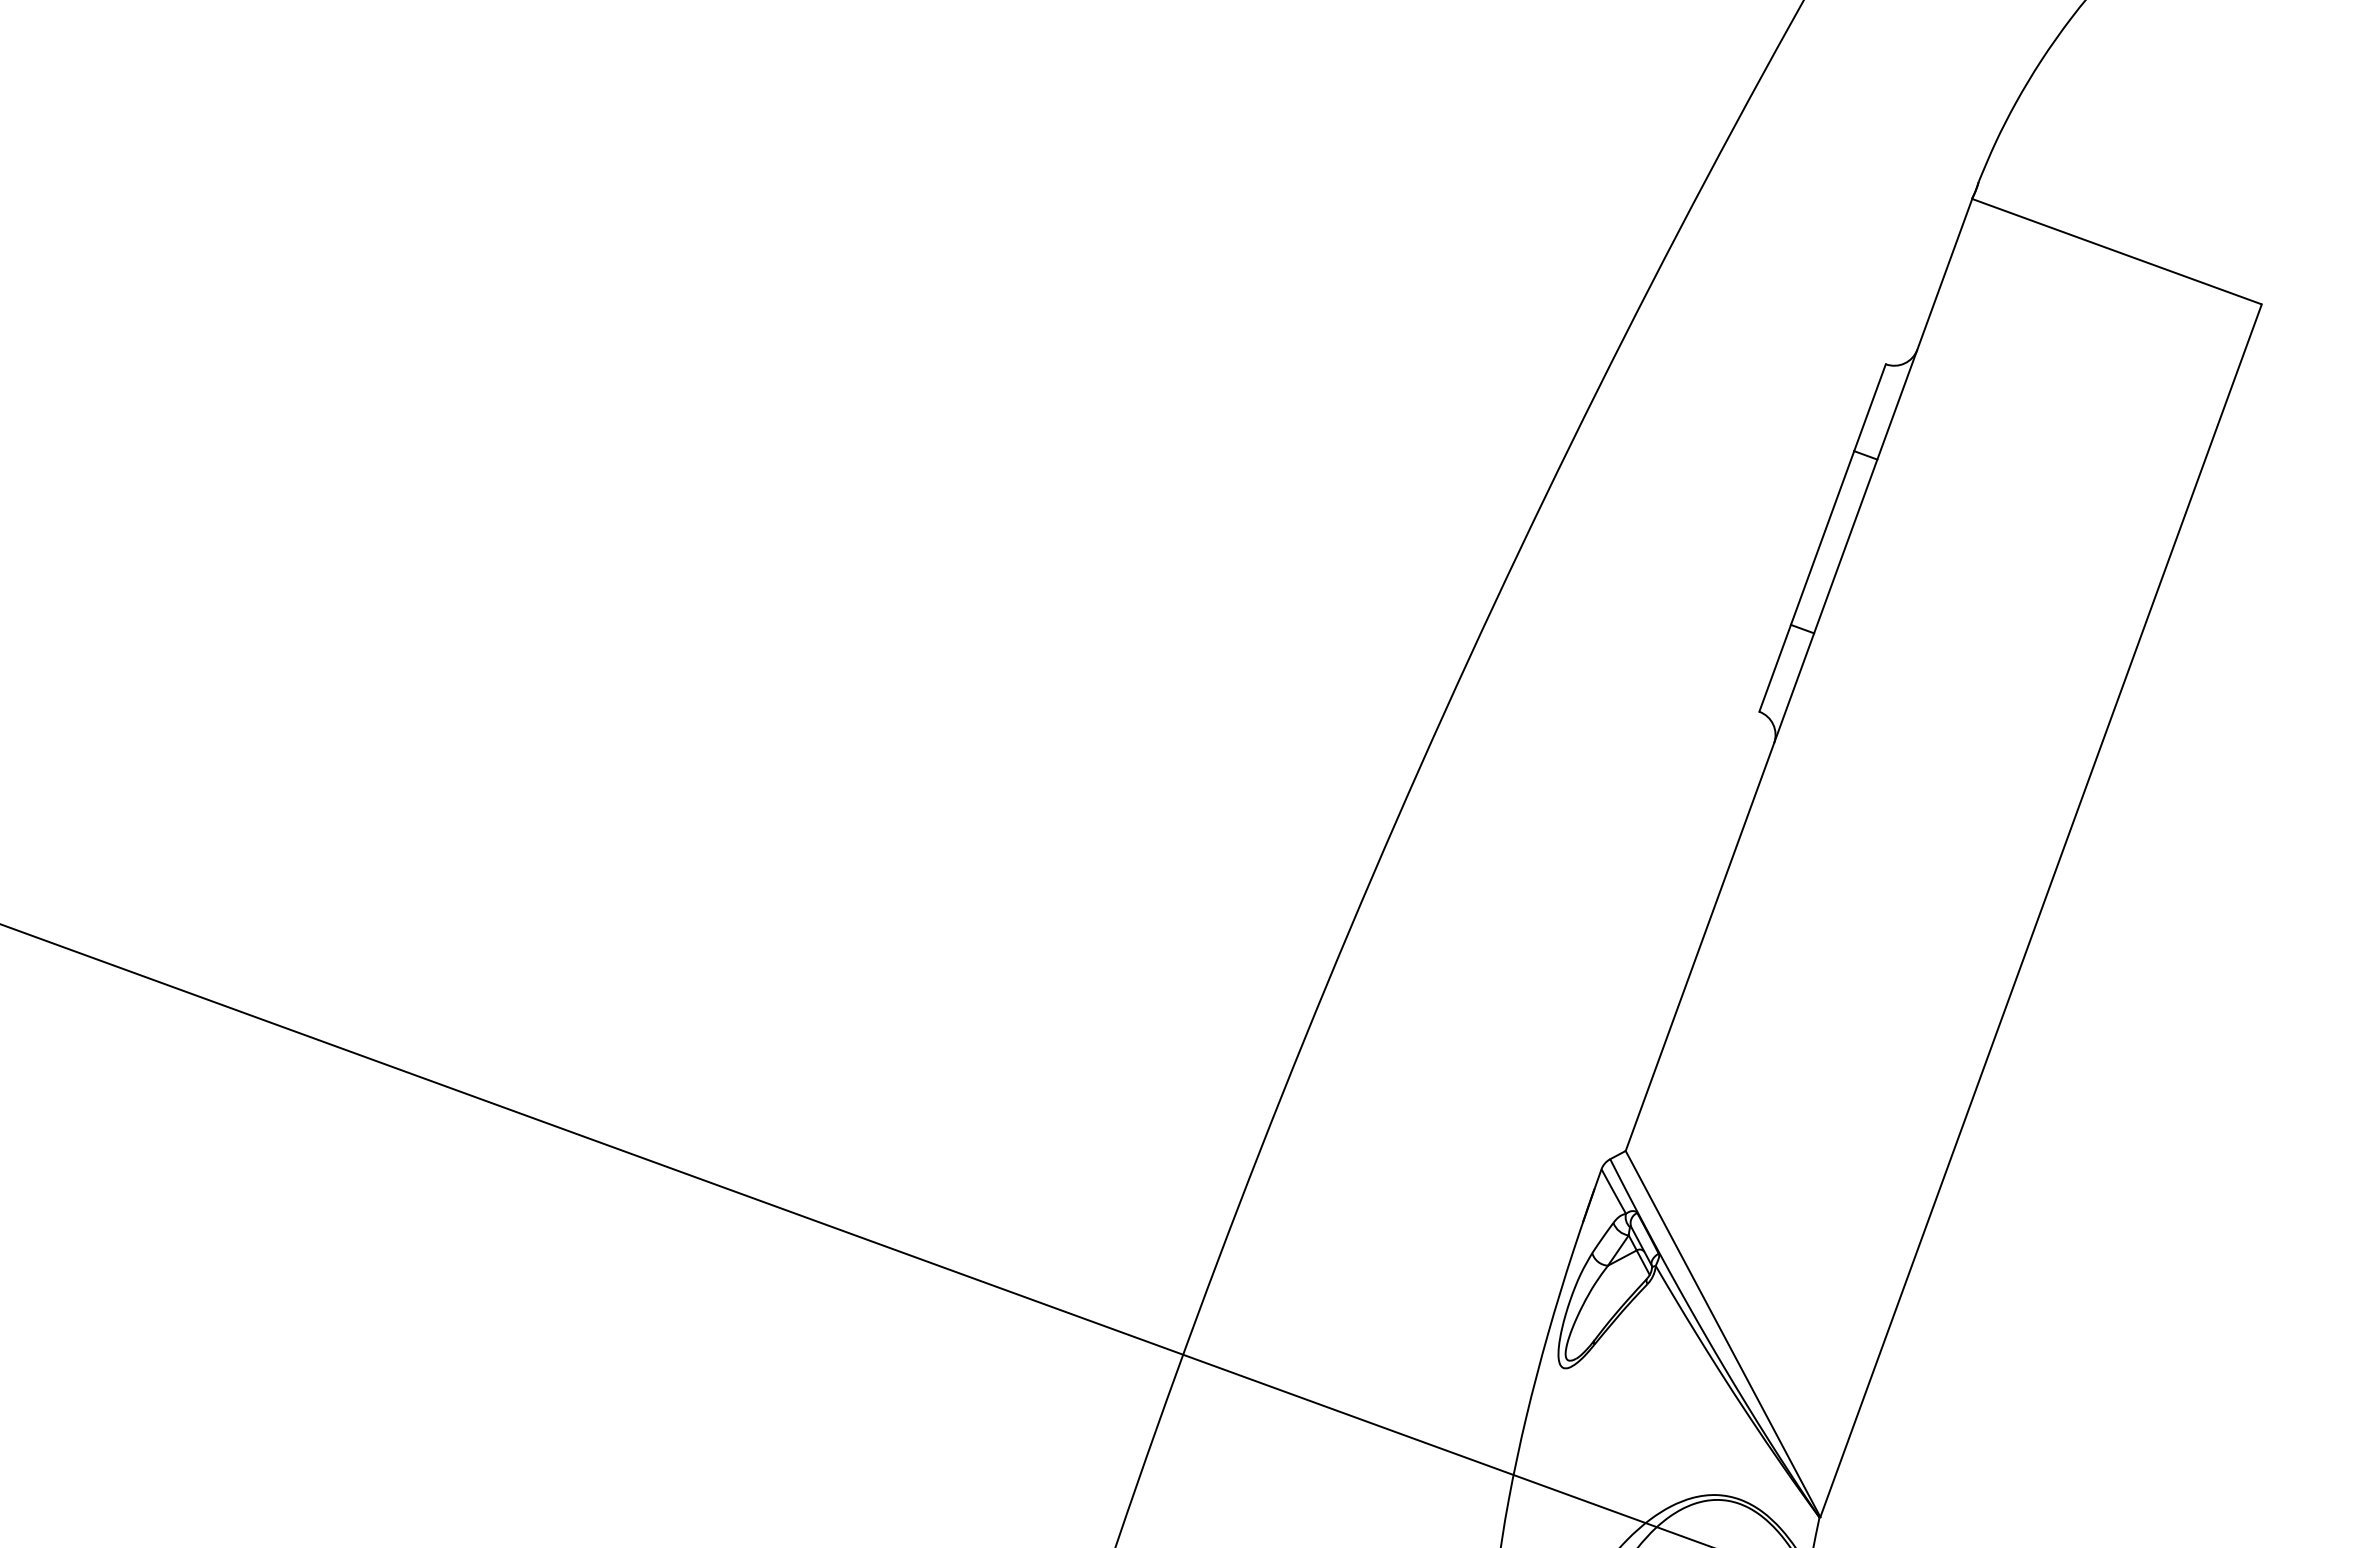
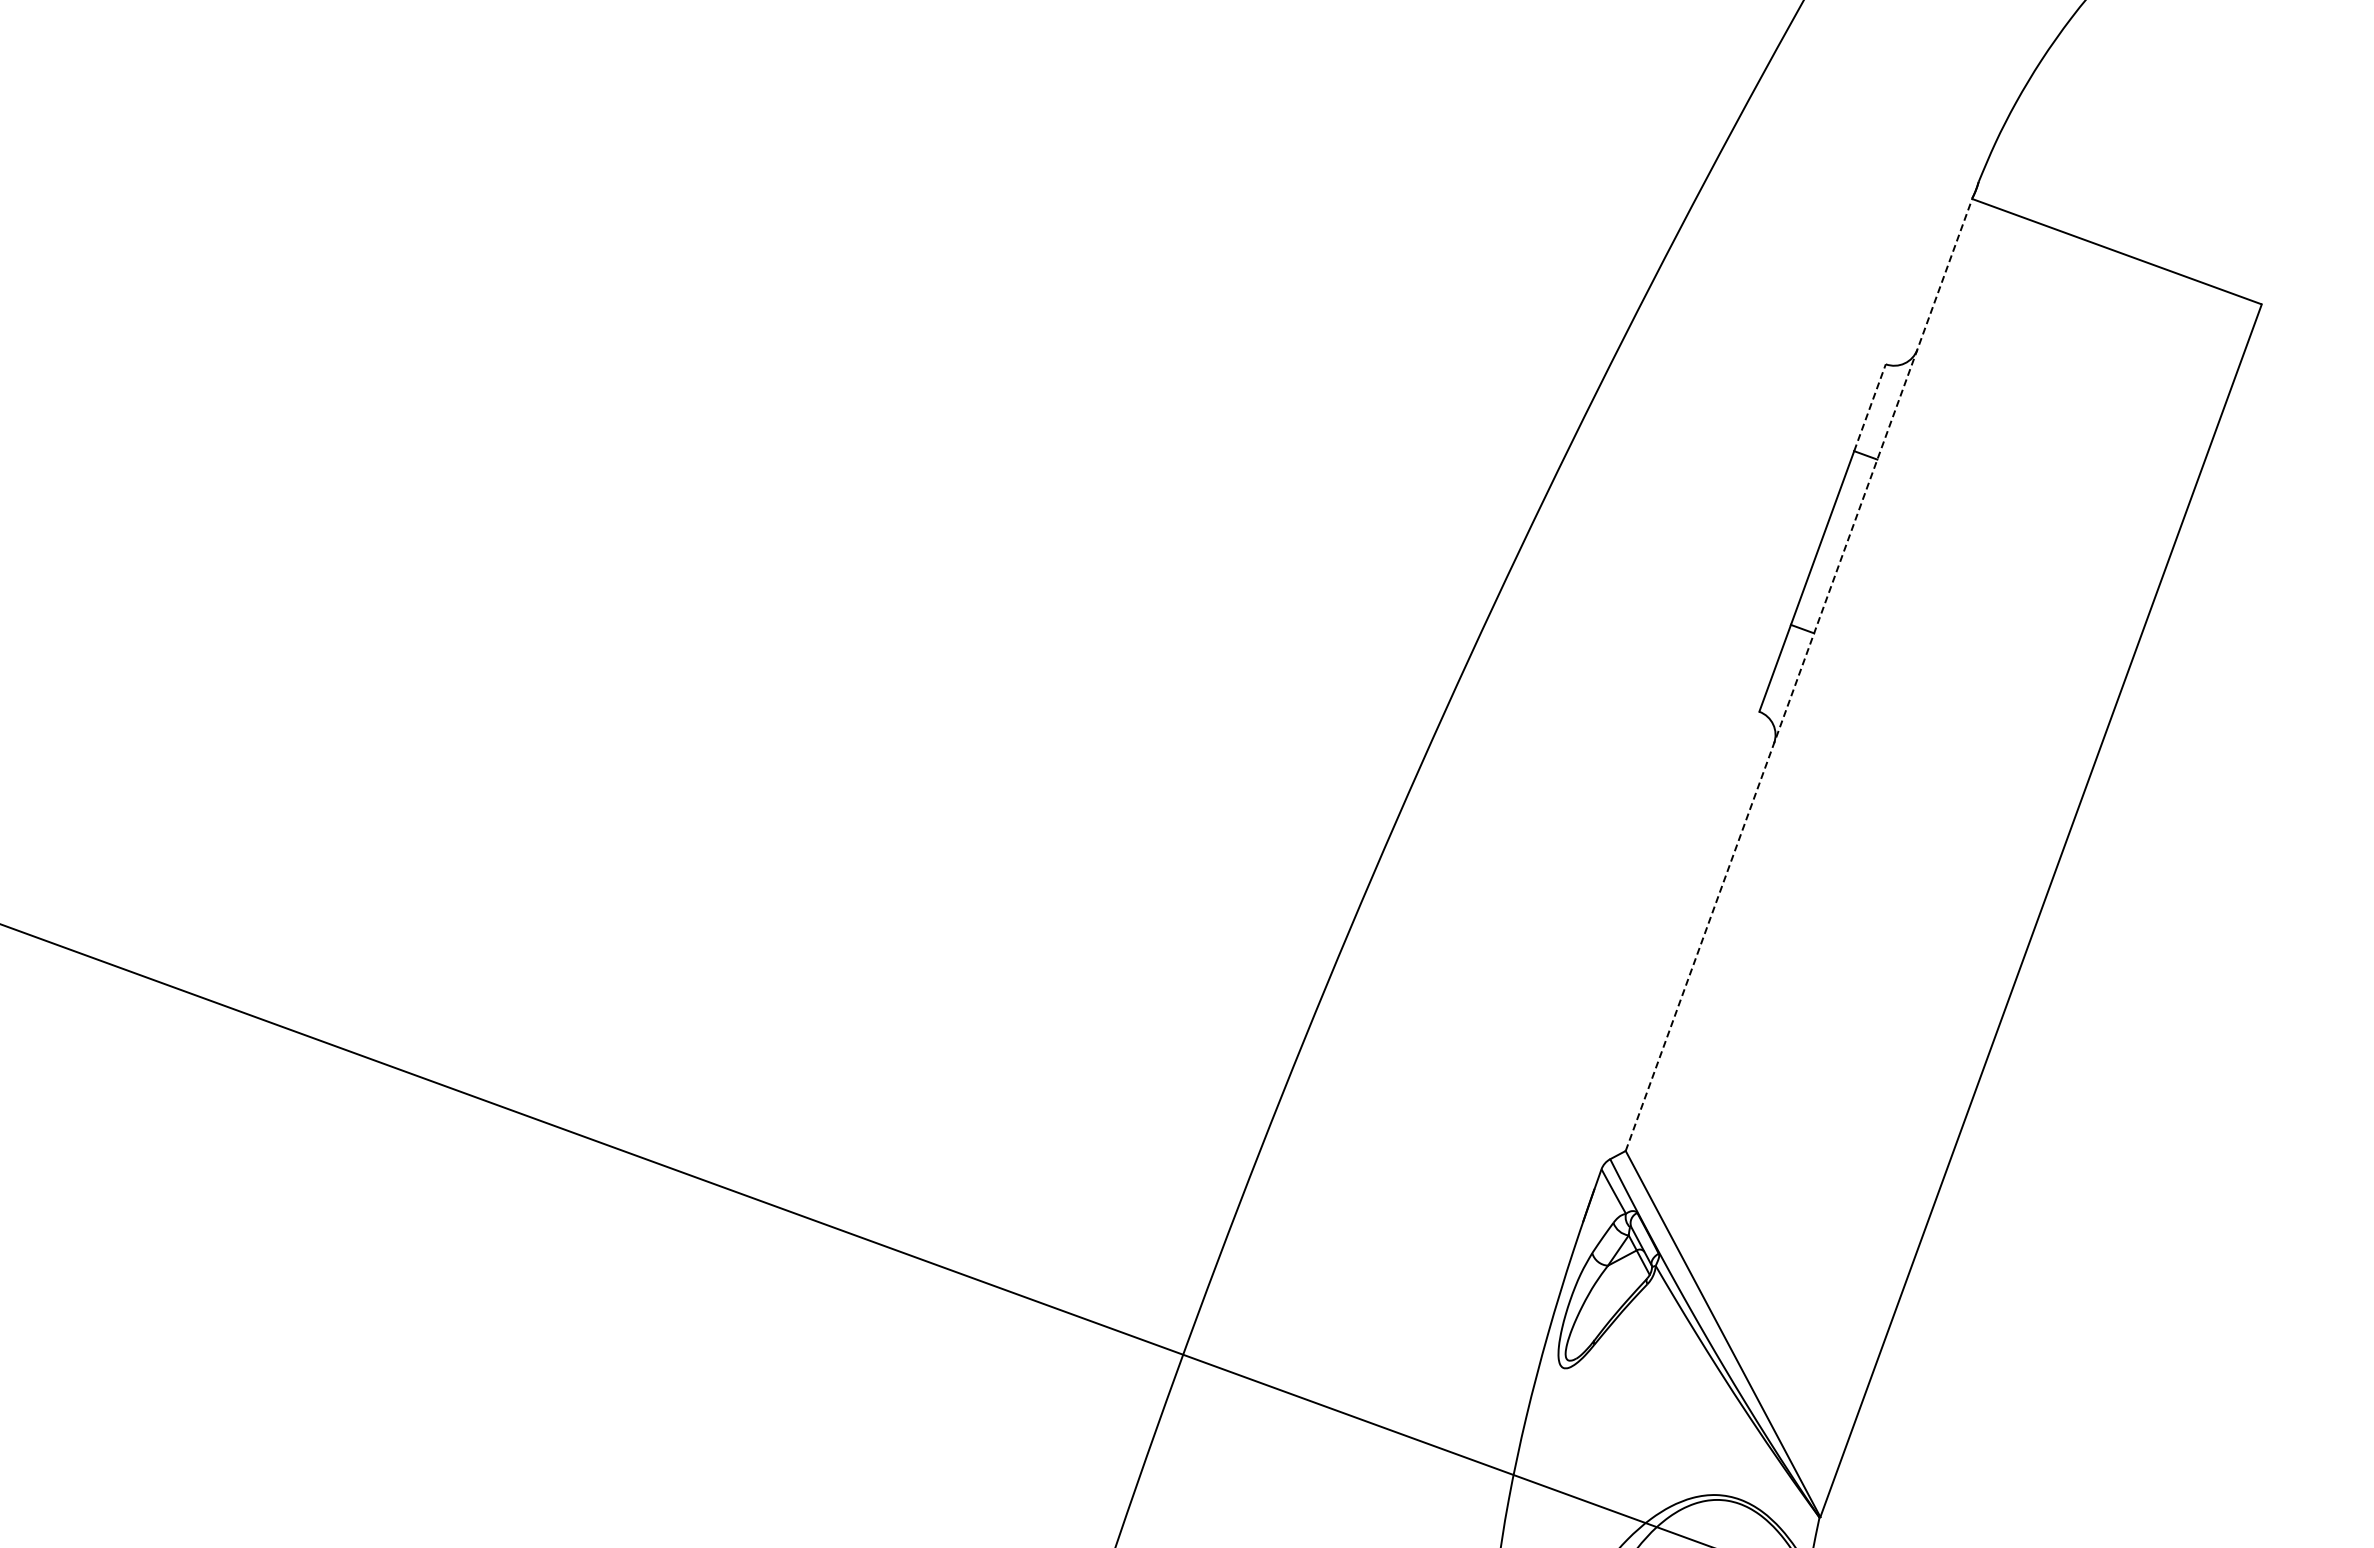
line: solid -> dashed (1870, 407)
line: solid -> dashed (1798, 674)
